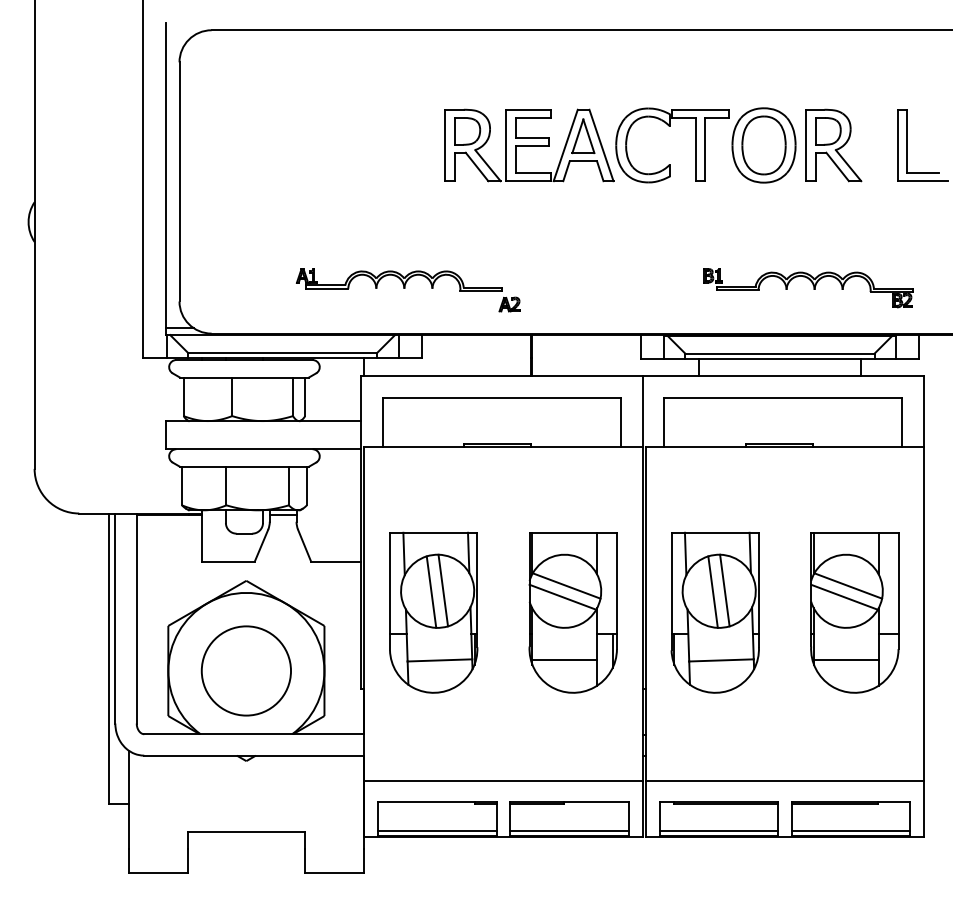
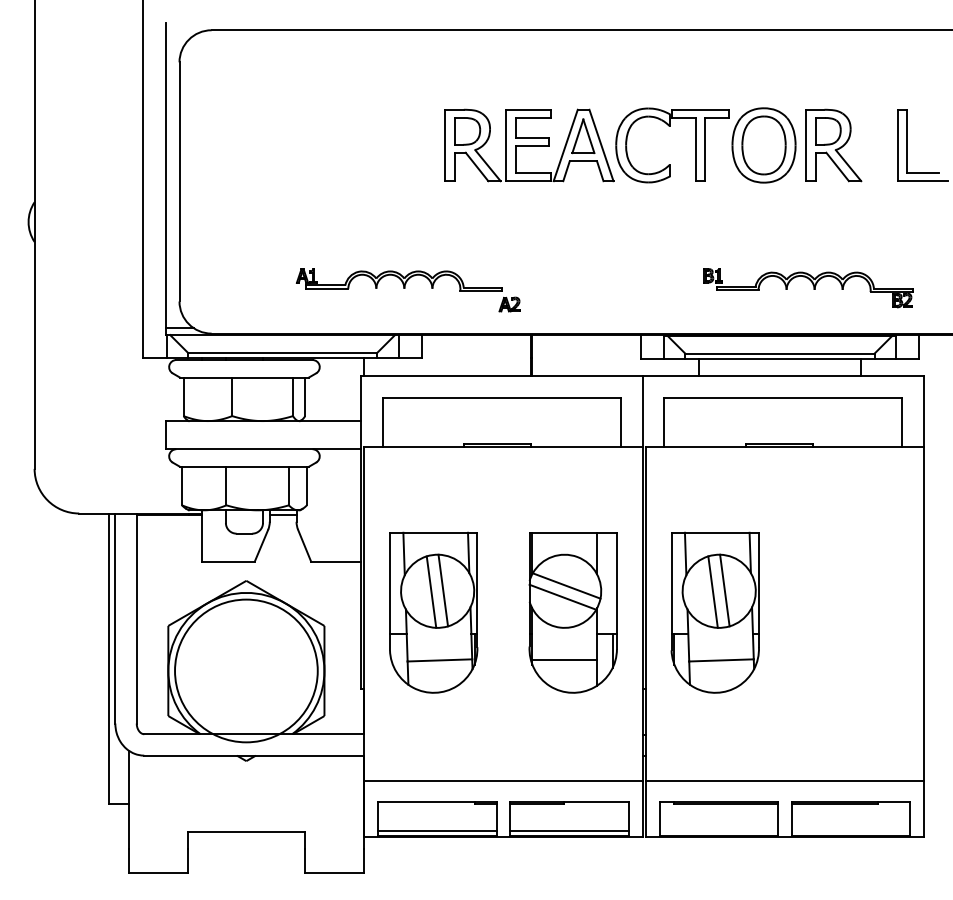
part: present -> none (854, 612)
circle diameter: 89 px -> 143 px (246, 670)
line: present -> none (718, 831)
line: present -> none (850, 831)
